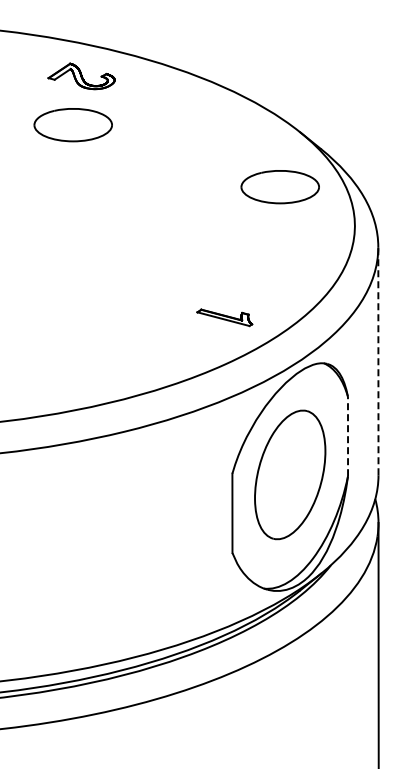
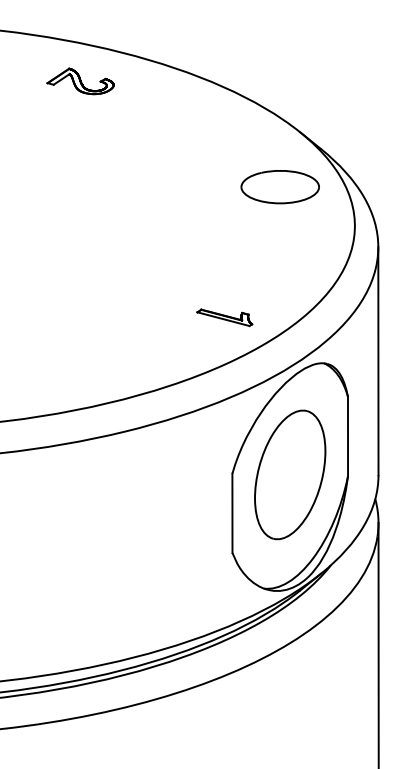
part position: (81, 76) -> (80, 81) (80, 81)
part: present -> none (72, 125)
line: dashed -> solid (378, 360)
line: dashed -> solid (348, 436)
